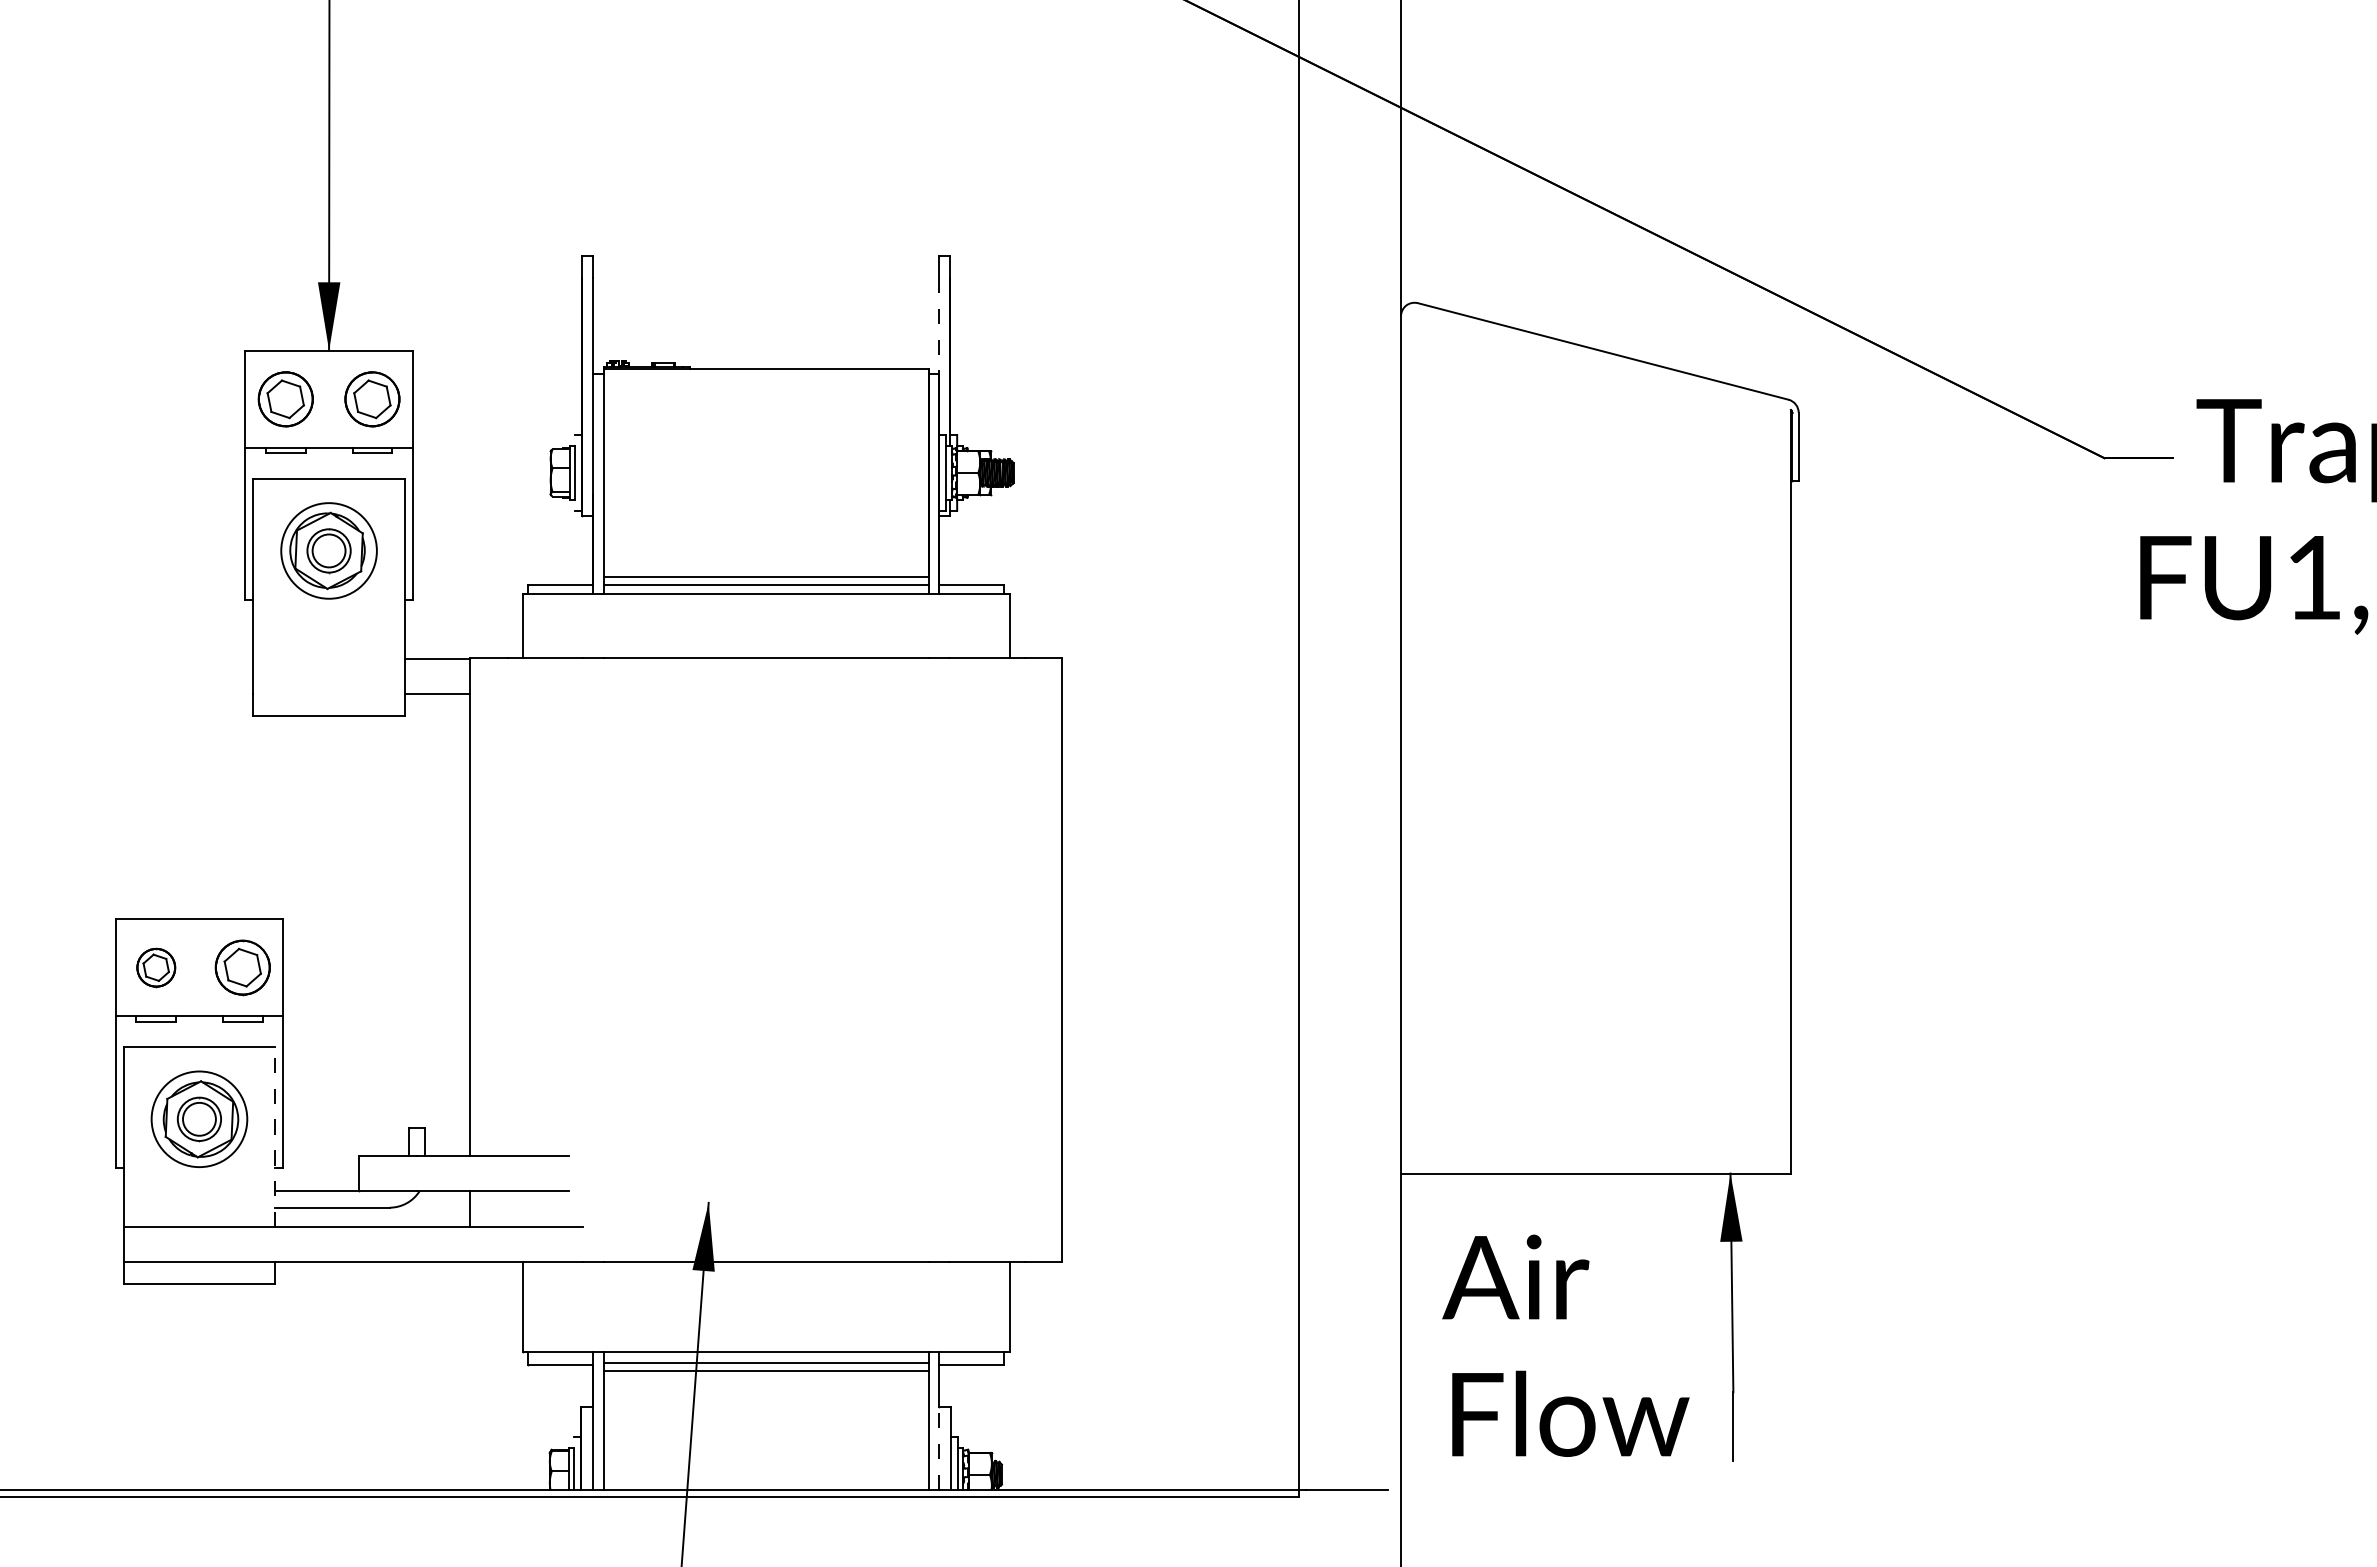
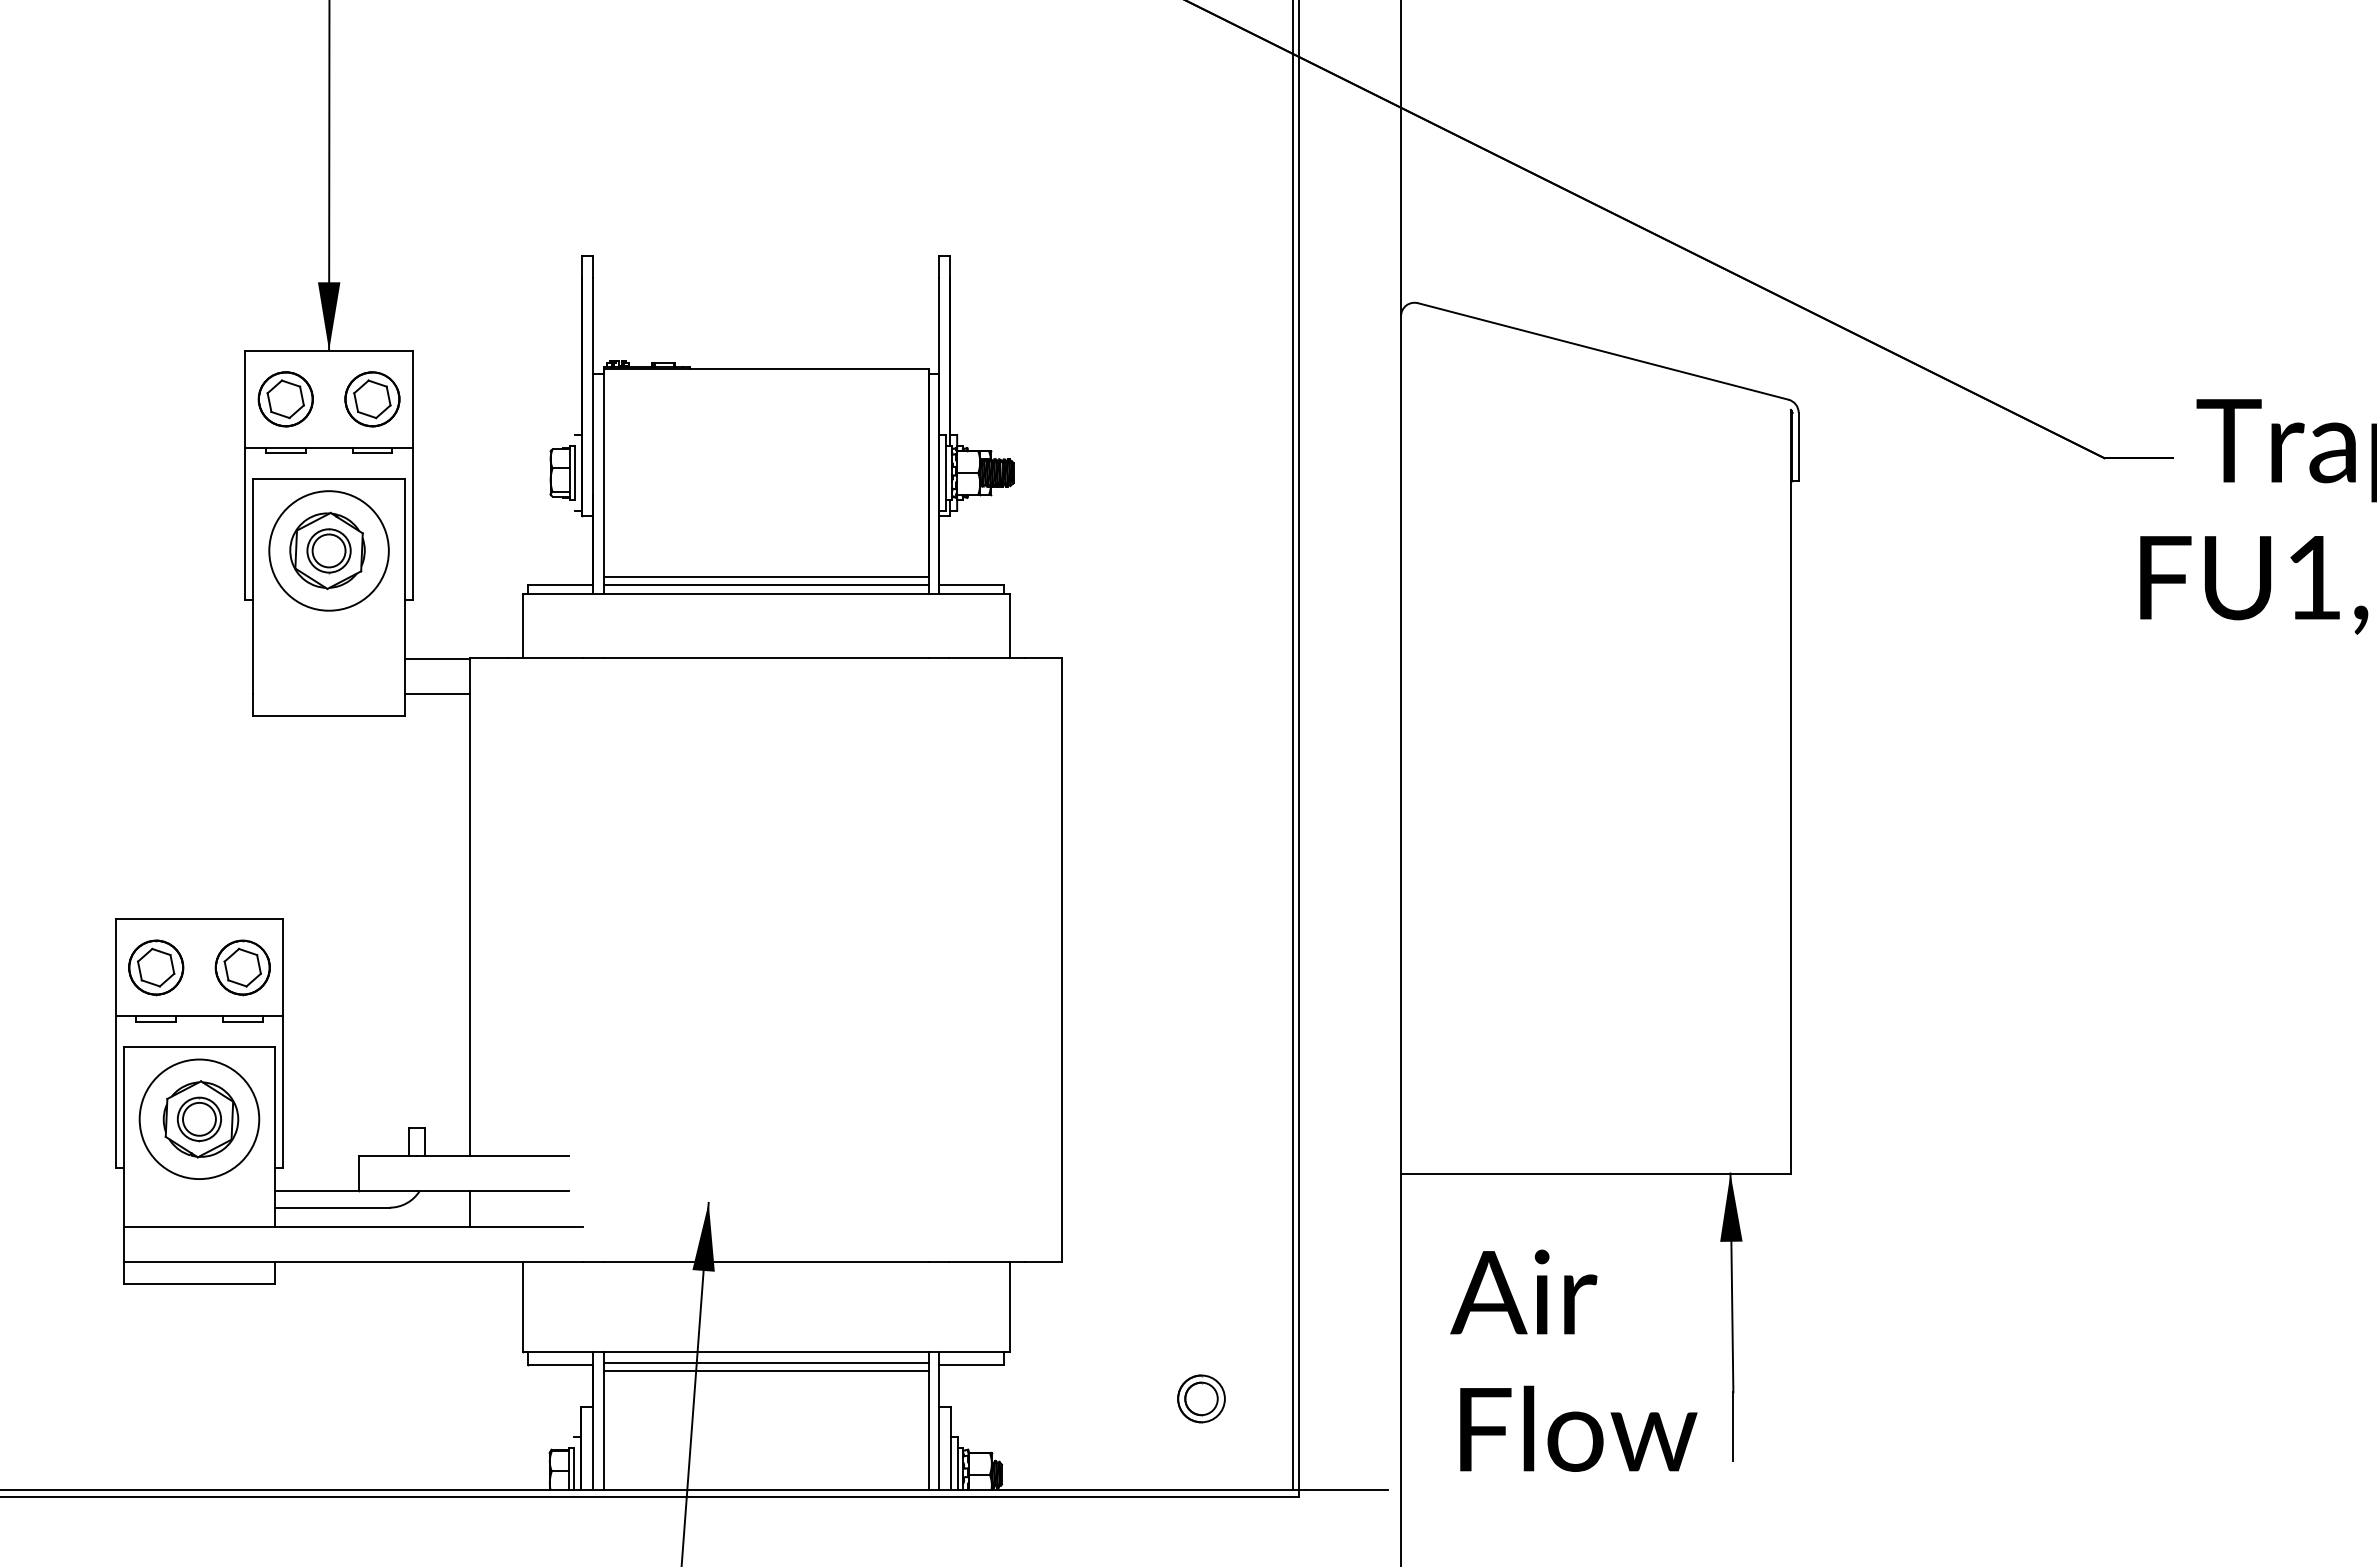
line: dashed -> solid (939, 325)
circle diameter: 96 px -> 120 px (328, 550)
line: none -> present (1292, 745)
part size: 41x42 px -> 57x58 px (156, 967)
circle diameter: 96 px -> 120 px (199, 1119)
line: dashed -> solid (275, 1137)
text position: (1565, 1345) -> (1573, 1360) (1573, 1360)
part: none -> present (1201, 1398)
line: dashed -> solid (939, 1448)
